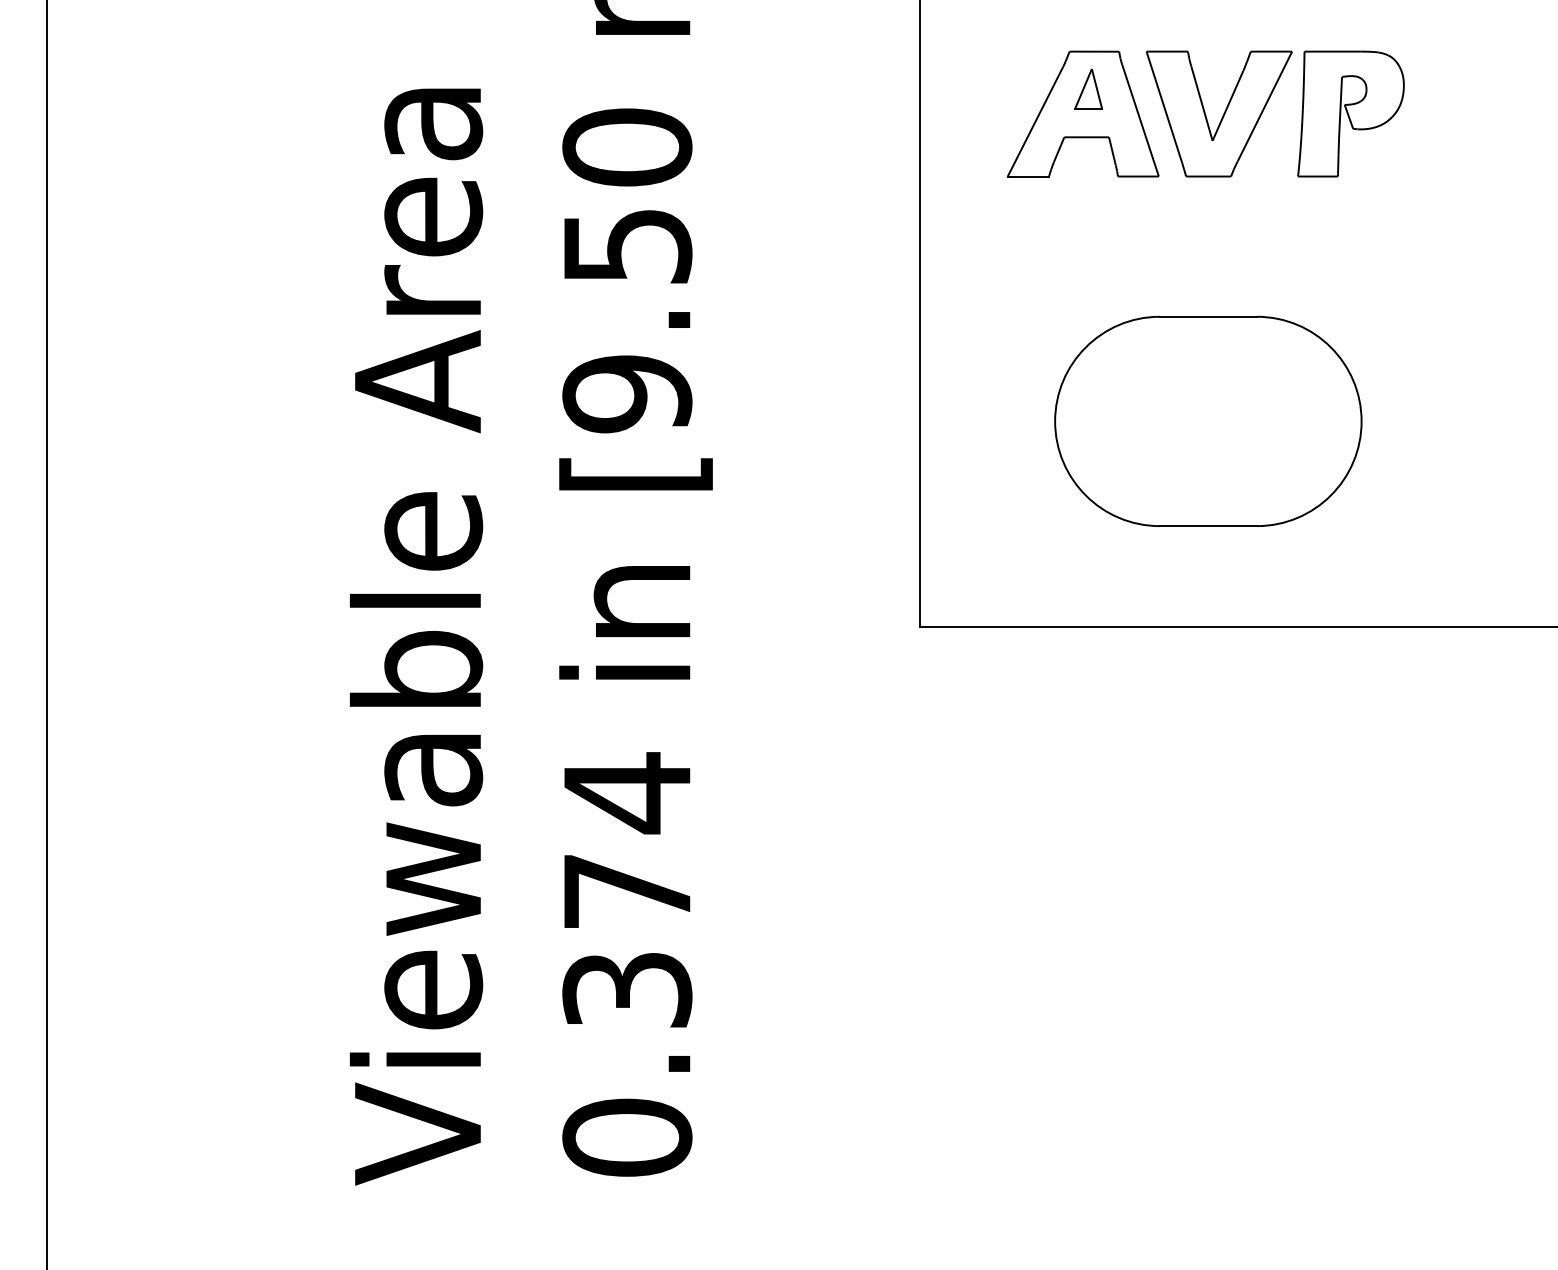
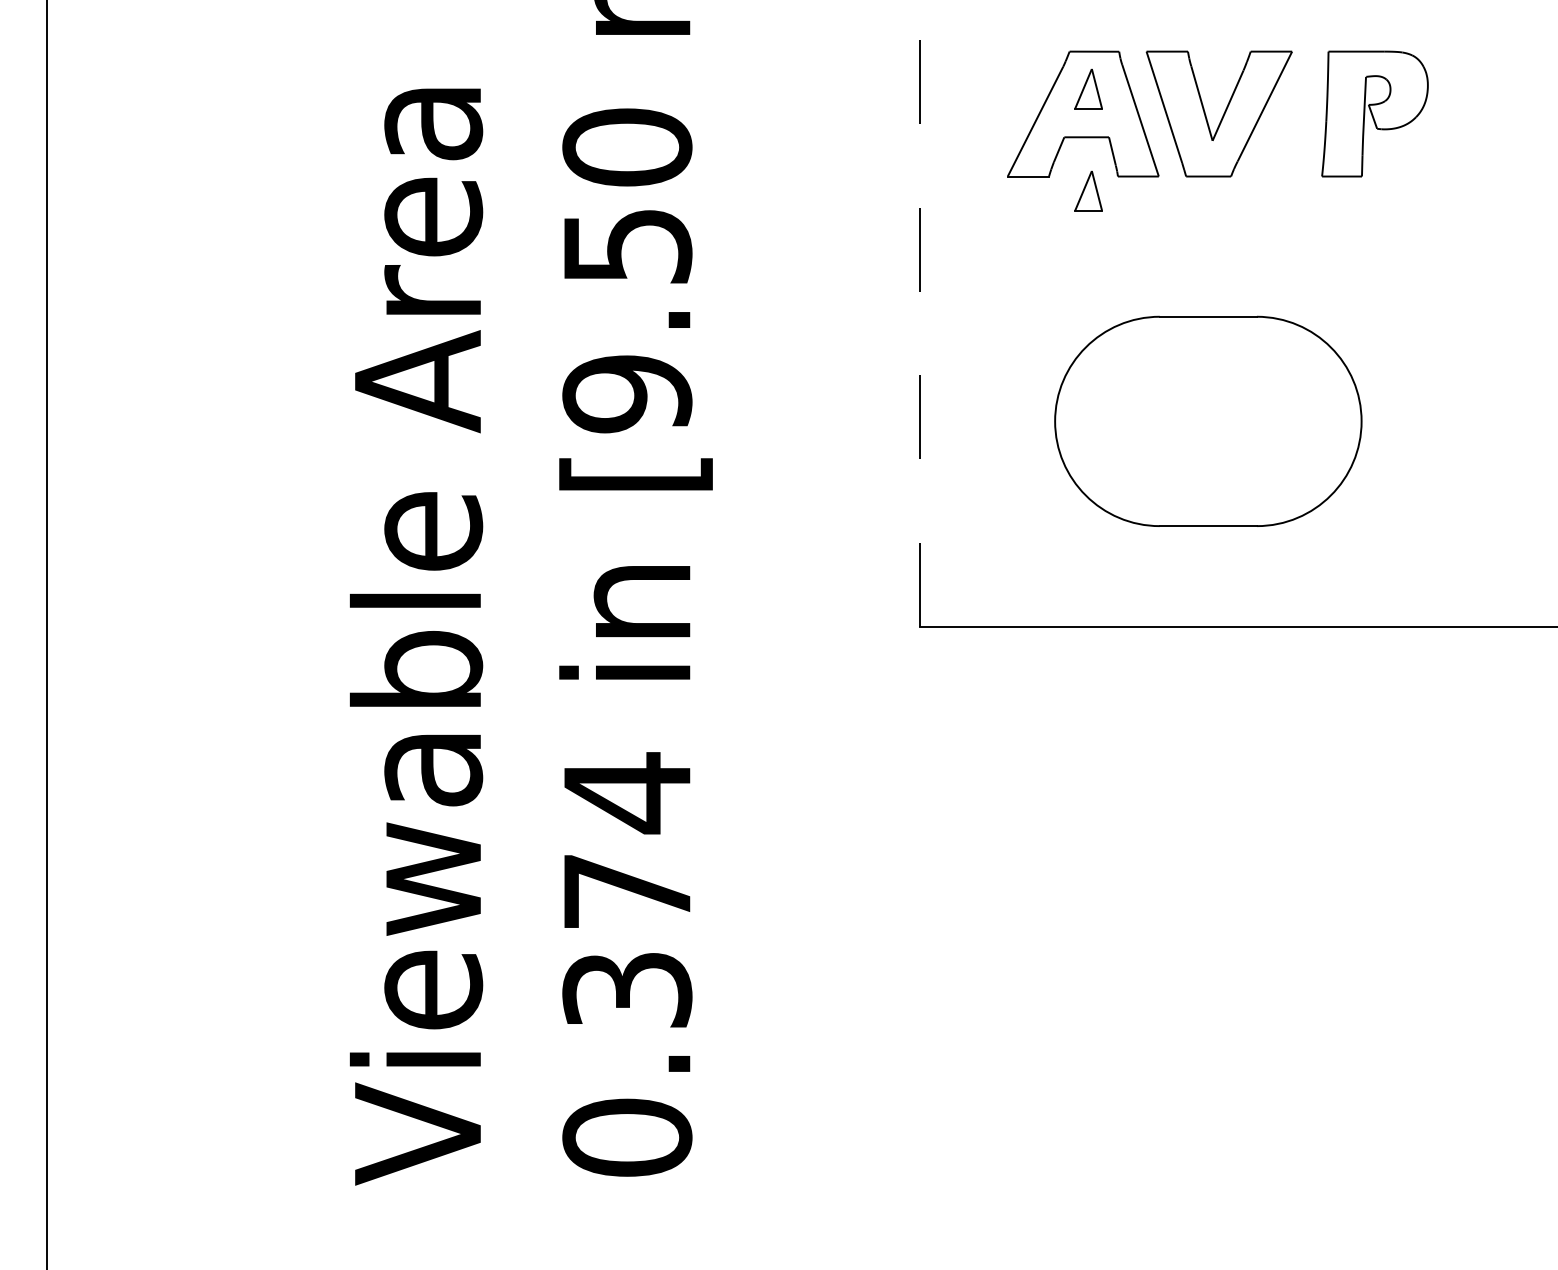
part position: (1350, 113) -> (1374, 113) (1374, 113)
part: none -> present (1088, 190)
line: solid -> dashed (920, 312)
